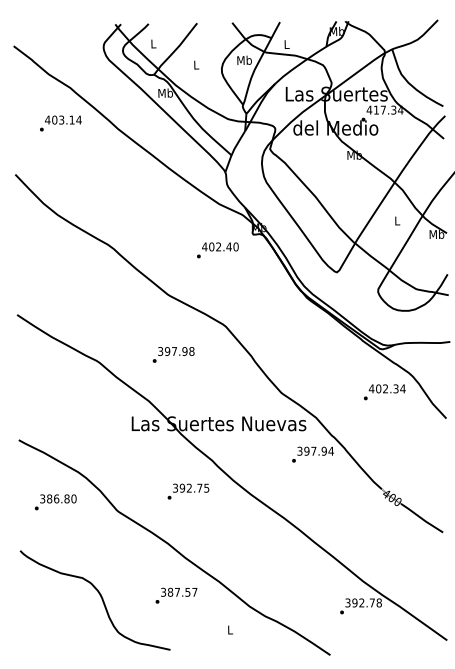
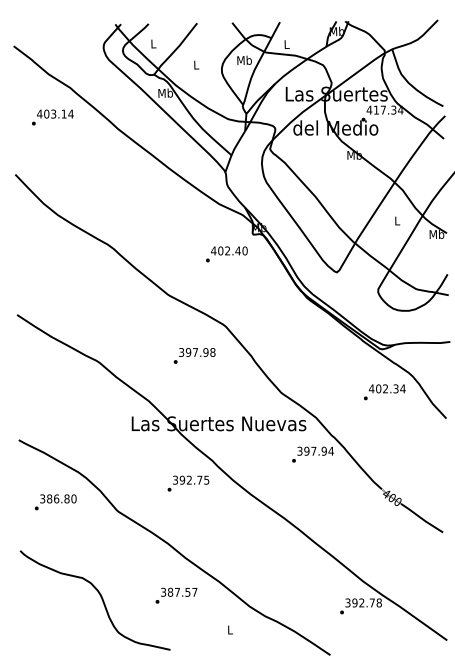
text position: (60, 123) -> (52, 117) (52, 117)
text position: (217, 250) -> (226, 254) (226, 254)
text position: (173, 354) -> (194, 355) (194, 355)
text position: (188, 491) -> (188, 483) (188, 483)
